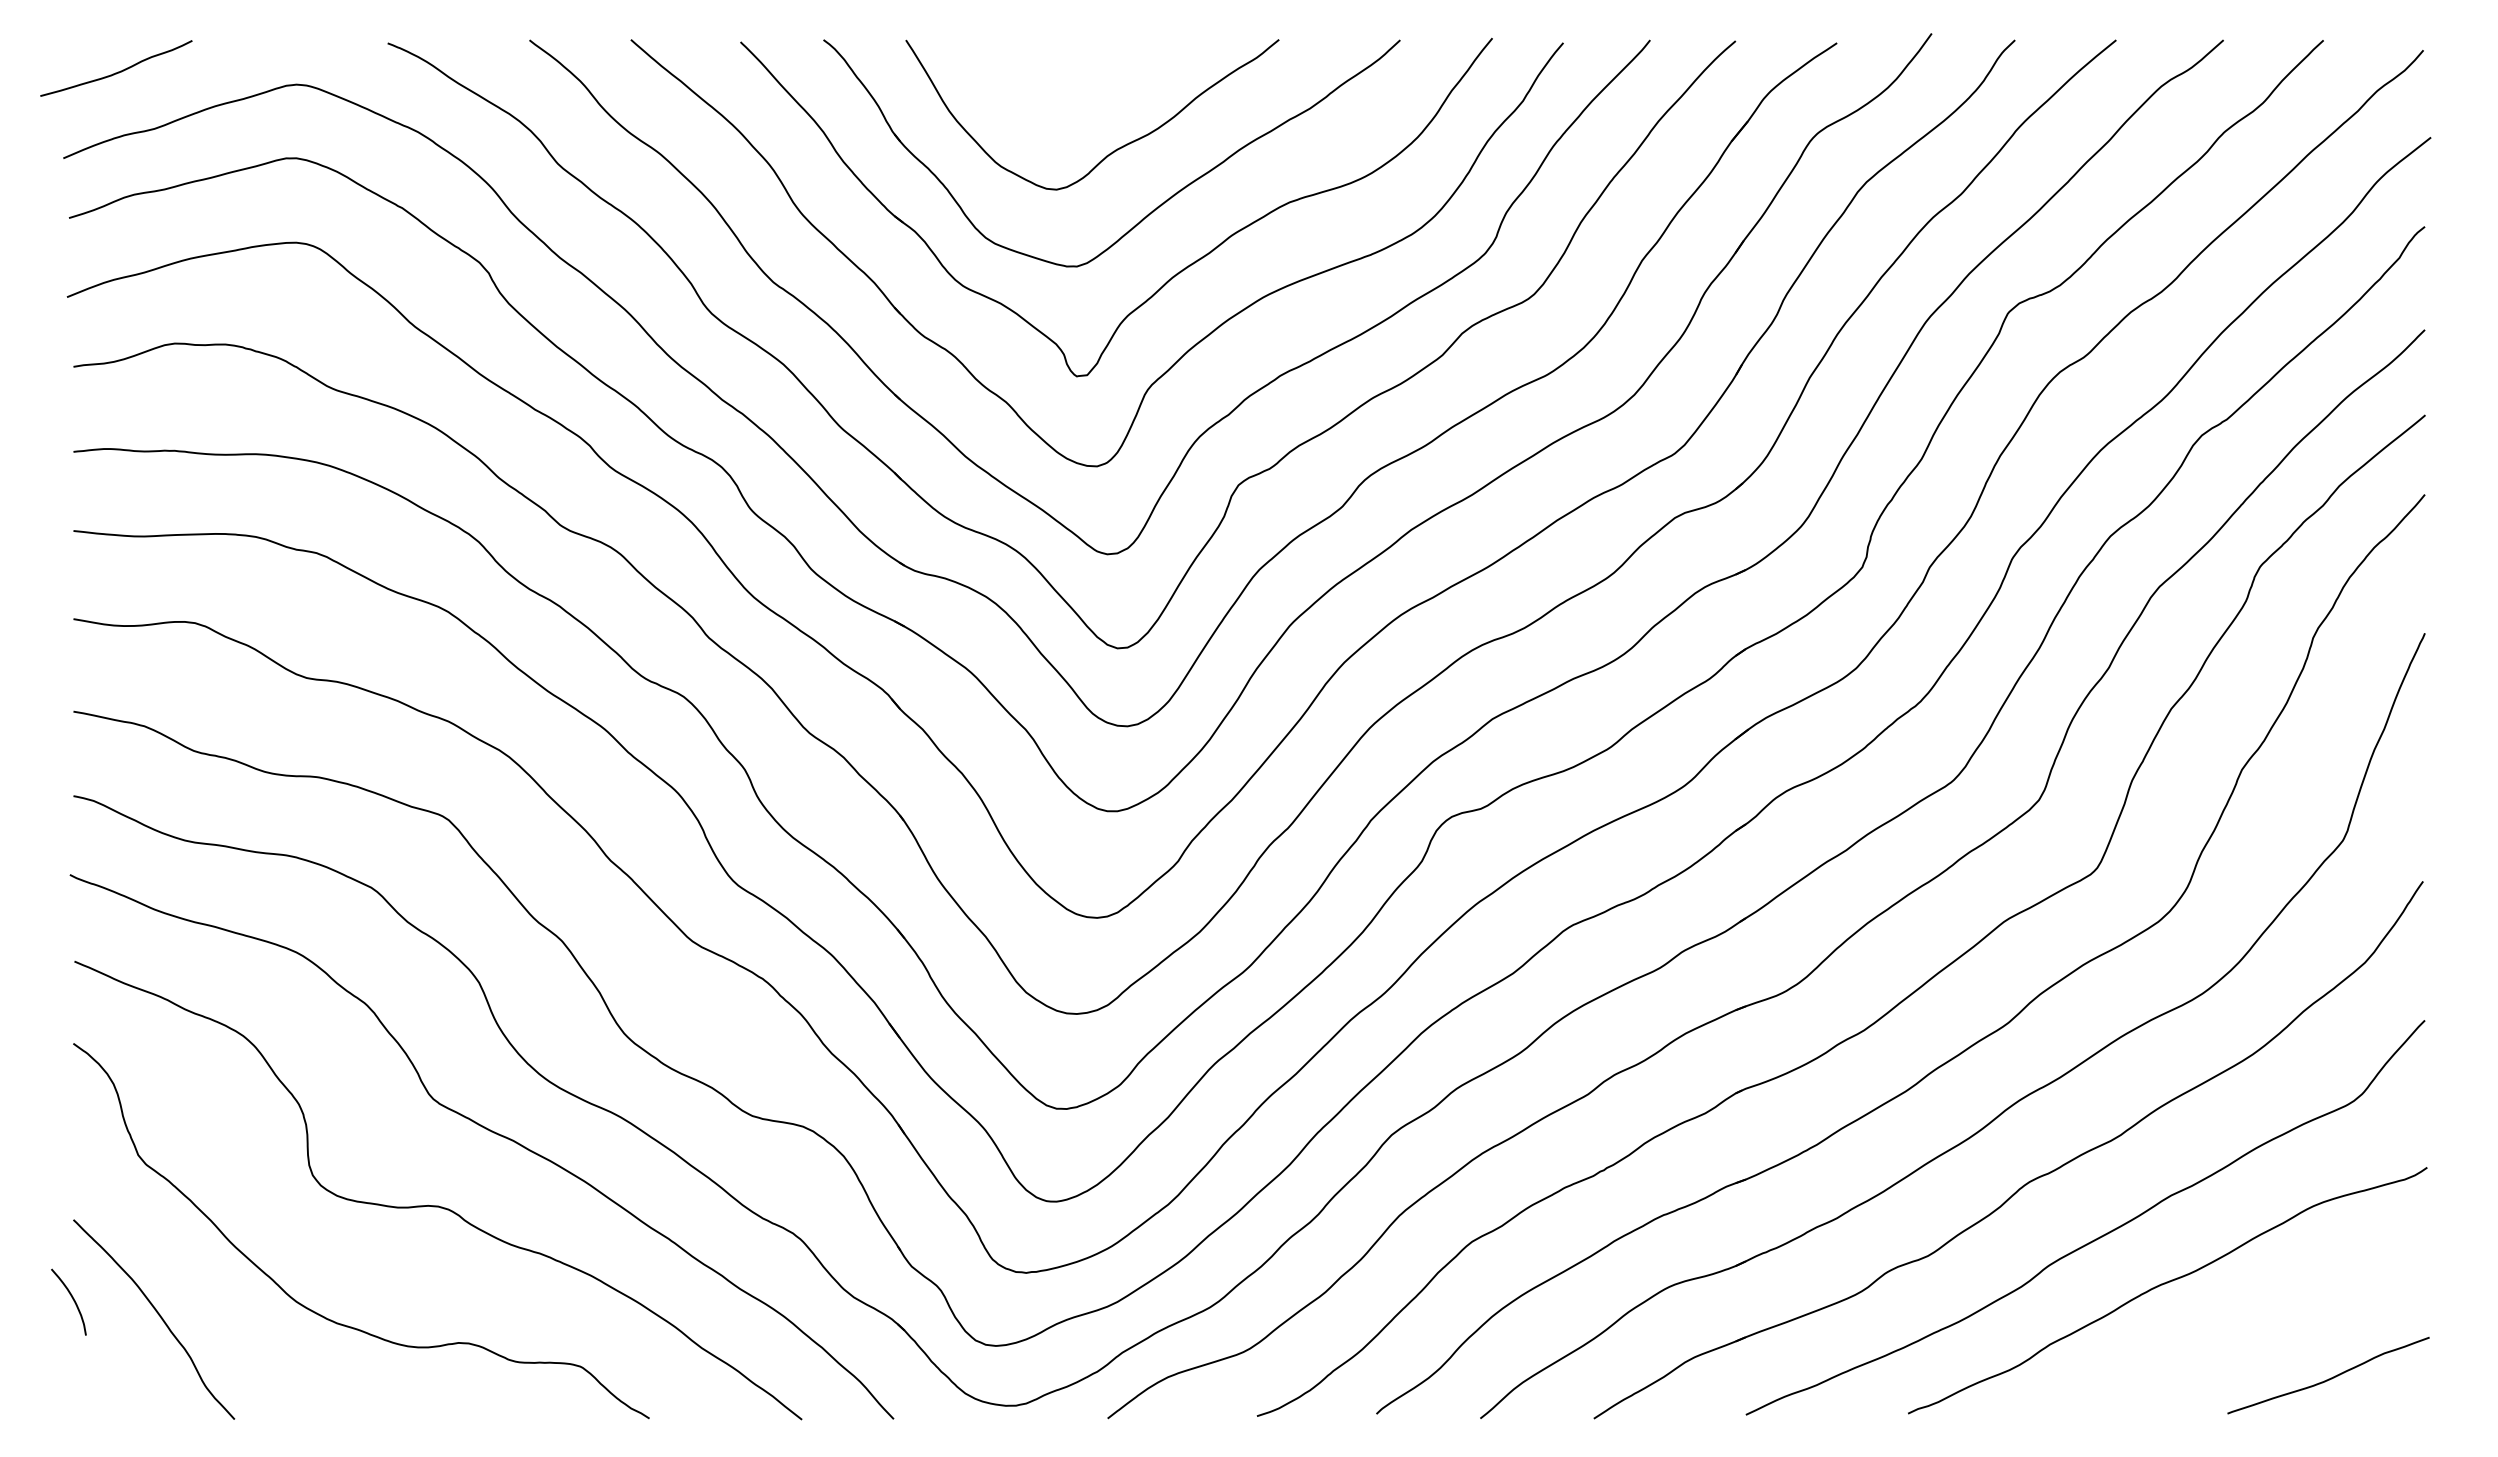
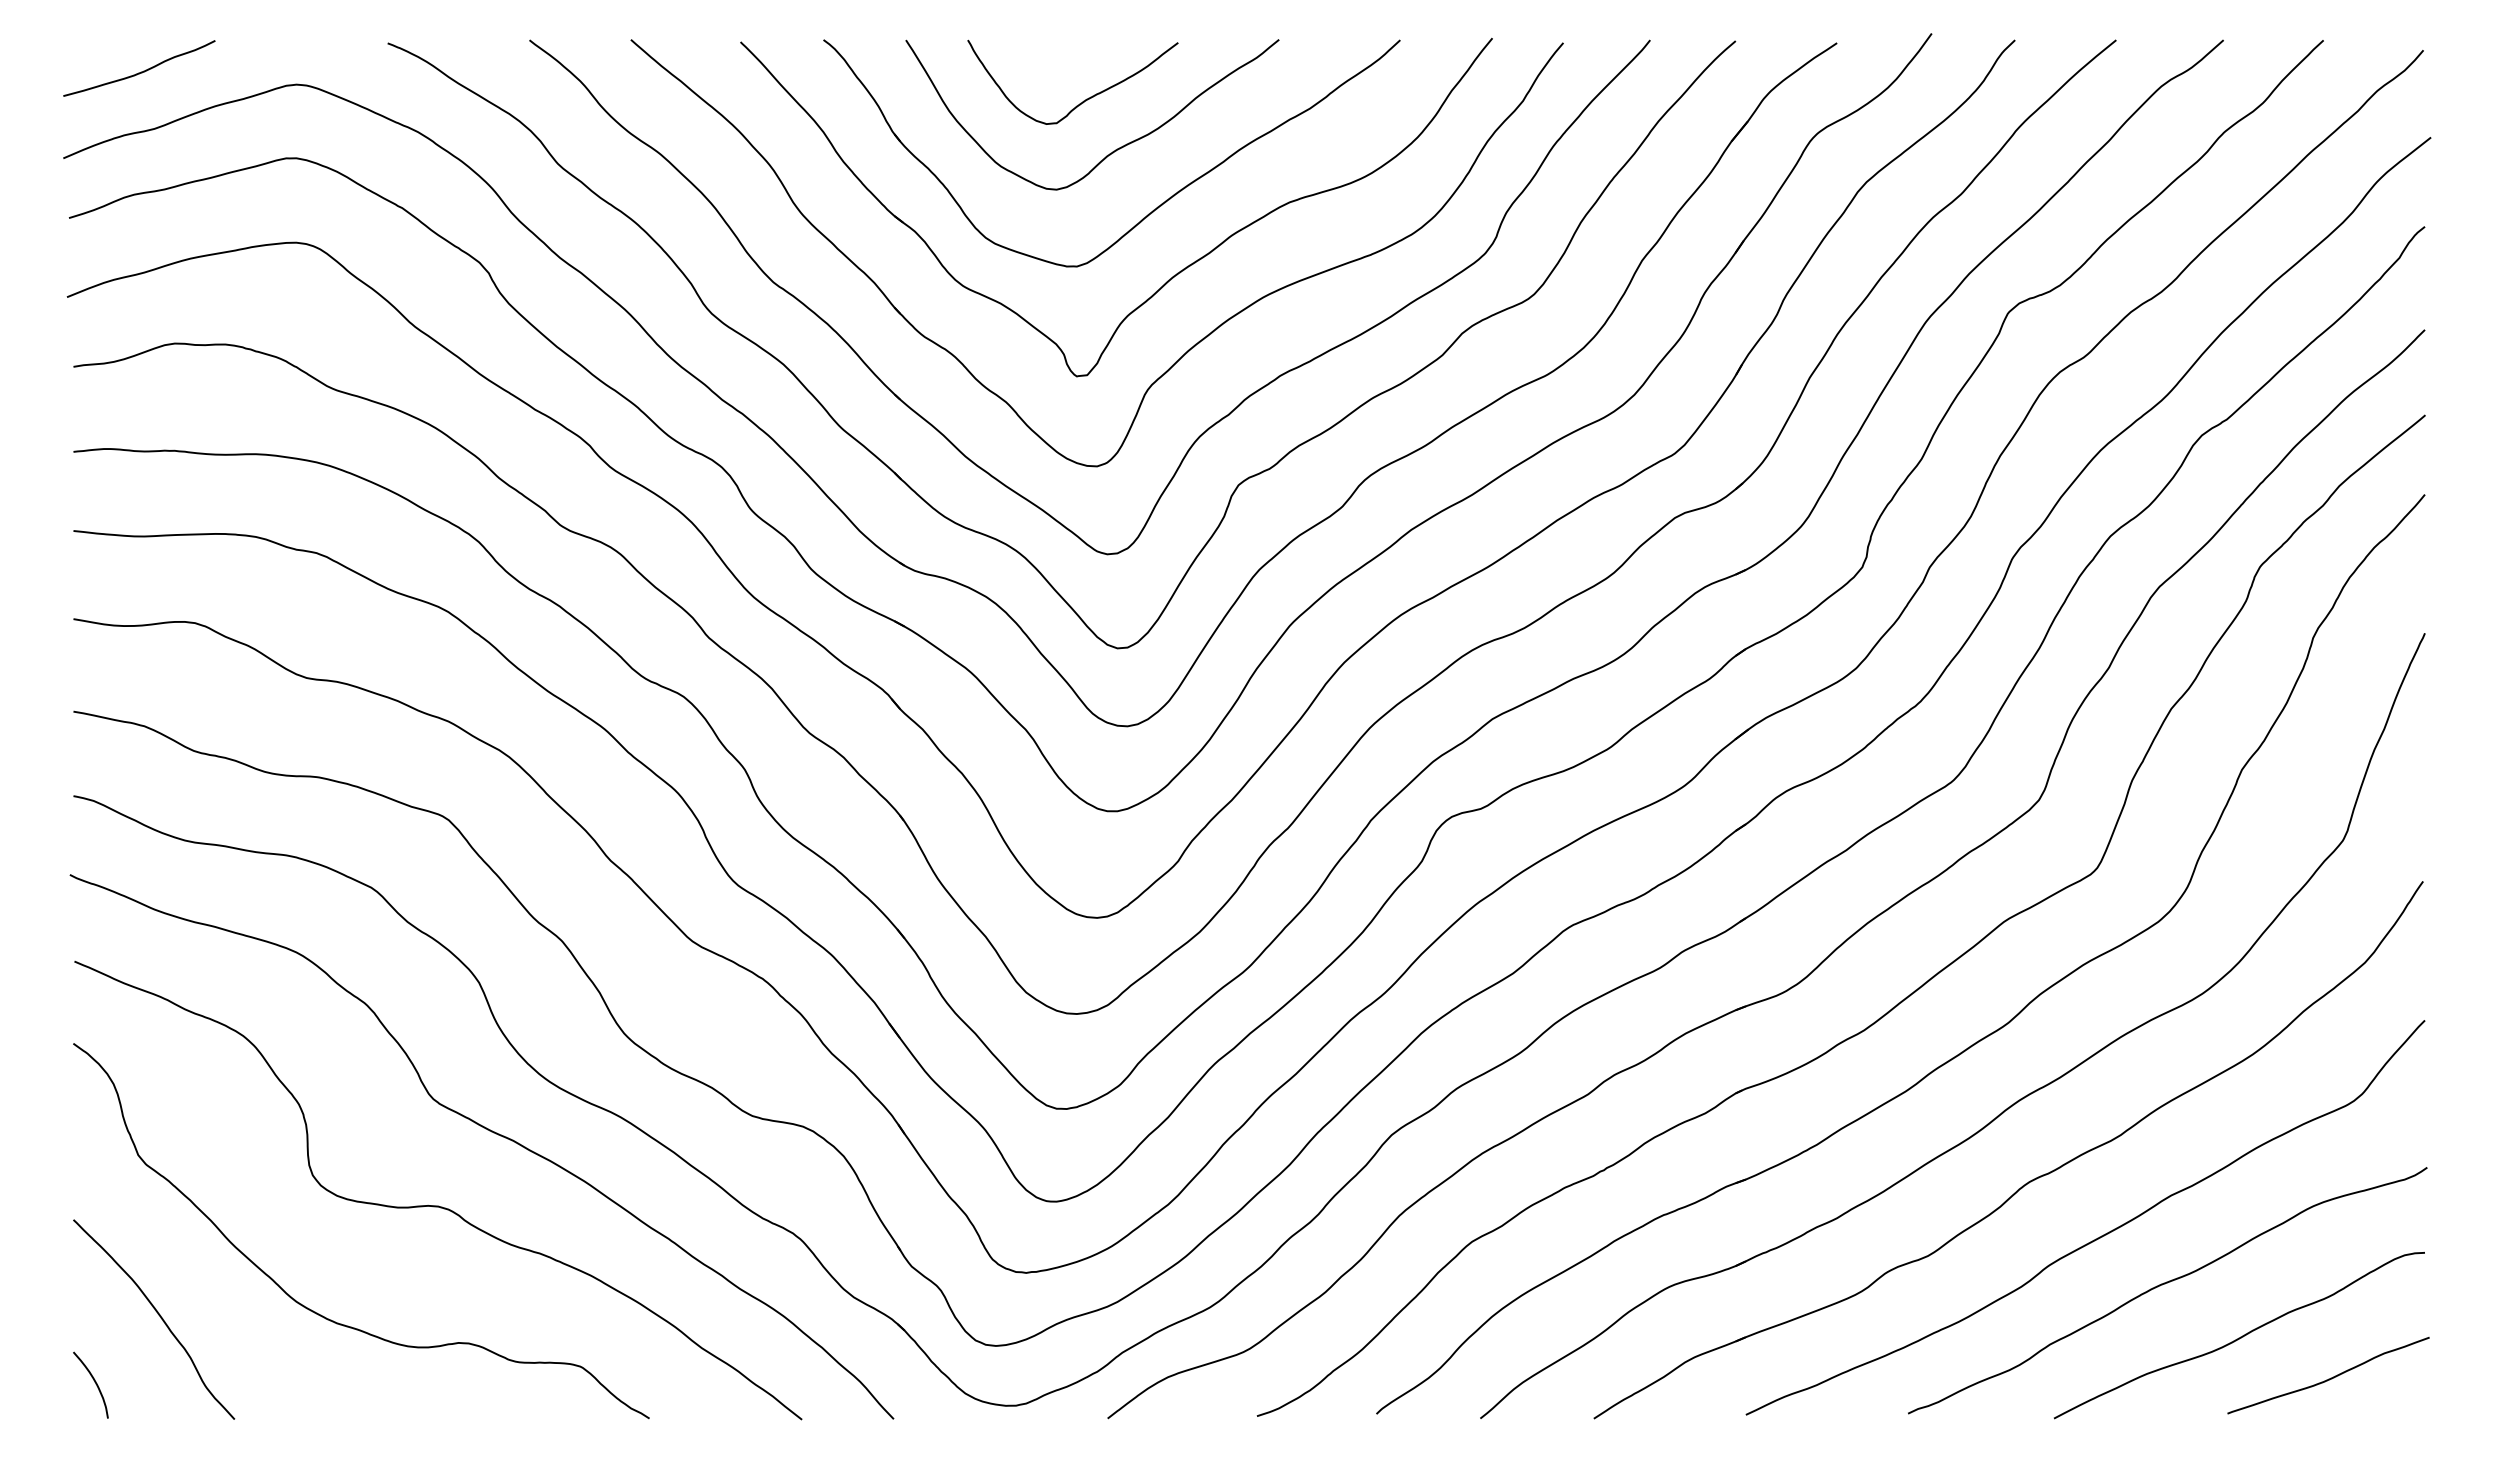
curve position: (118, 71) -> (141, 71) (141, 71)
curve: none -> present (1083, 100)
curve position: (72, 1299) -> (94, 1382) (94, 1382)
curve: none -> present (2238, 1337)
